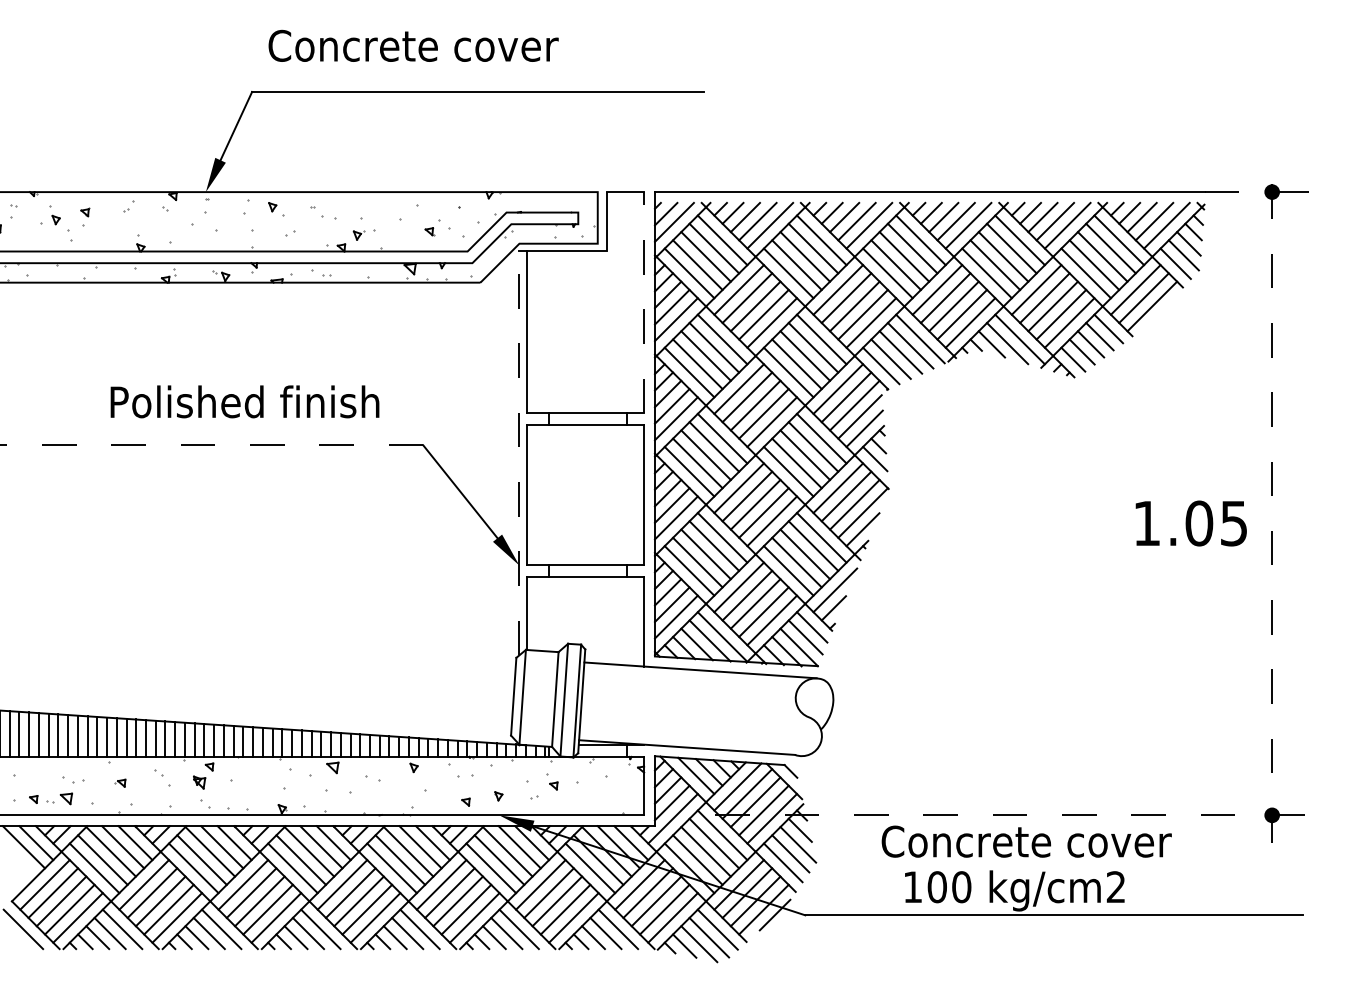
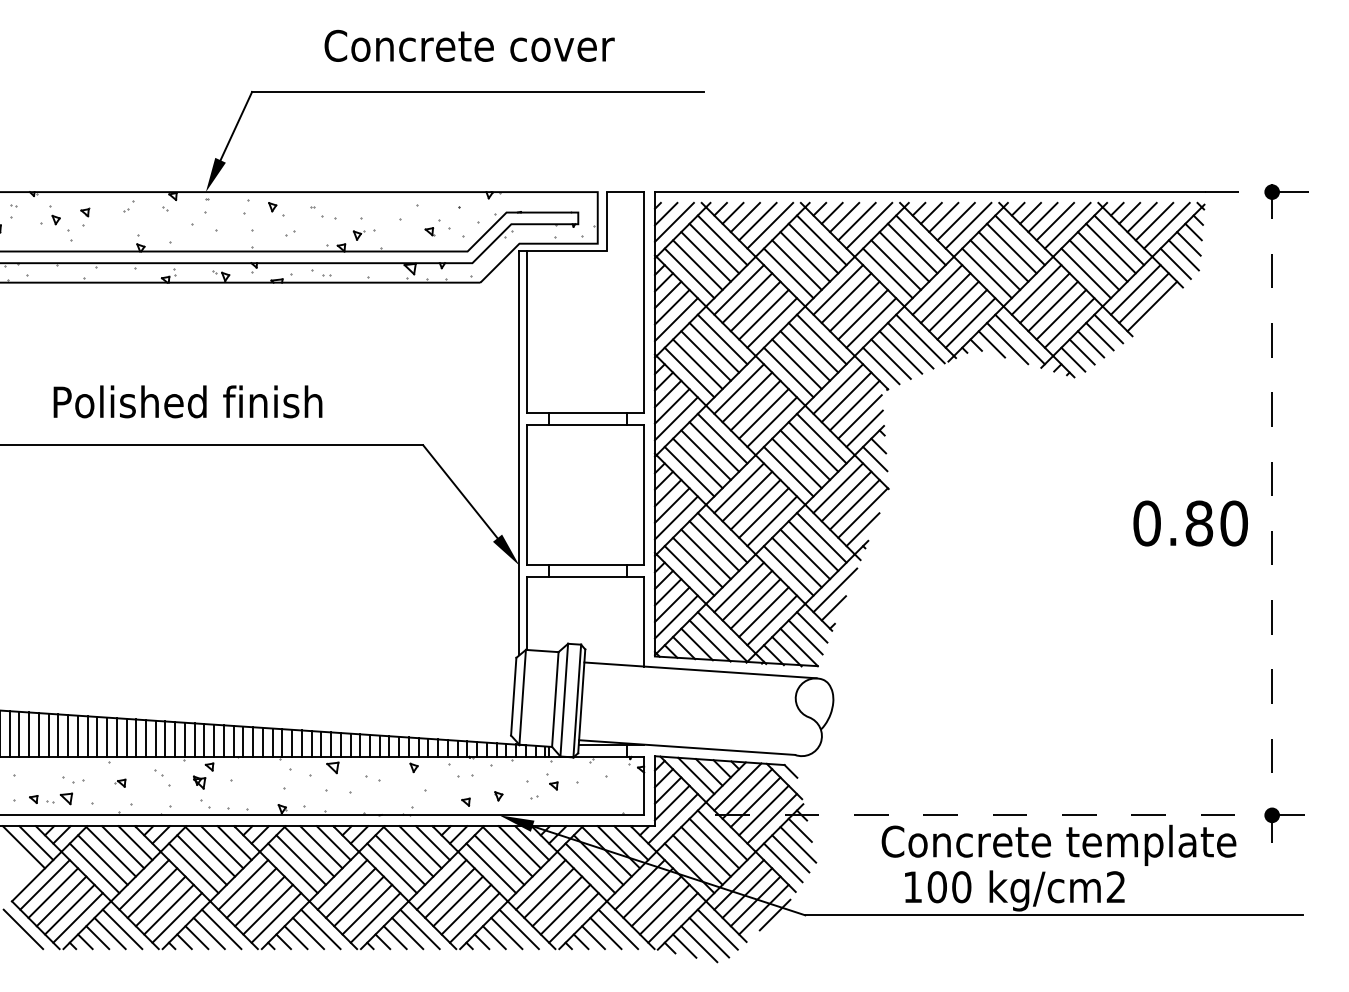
text position: (413, 45) -> (469, 45) (469, 45)
line: dashed -> solid (644, 302)
text position: (244, 401) -> (187, 401) (187, 401)
line: dashed -> solid (211, 445)
line: dashed -> solid (519, 452)
text: 1.05 -> 0.80 (1190, 523)
text: Concrete cover -> Concrete template (1151, 844)
